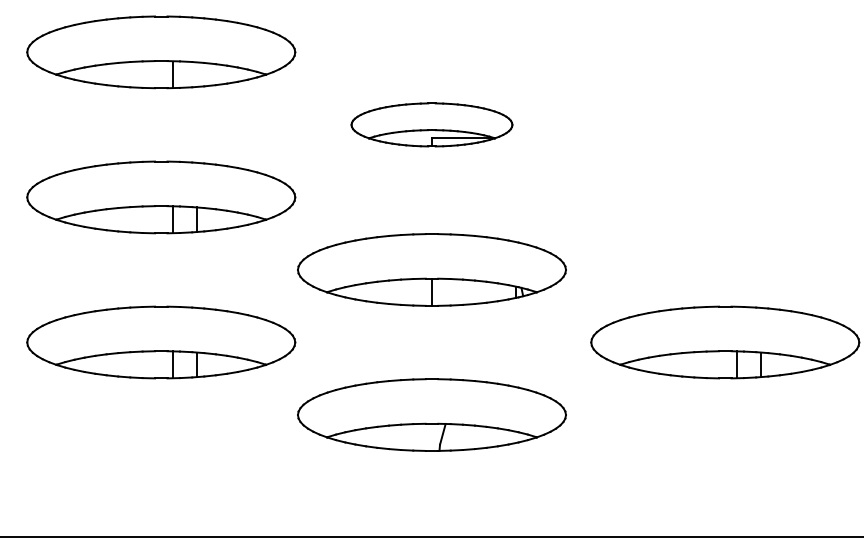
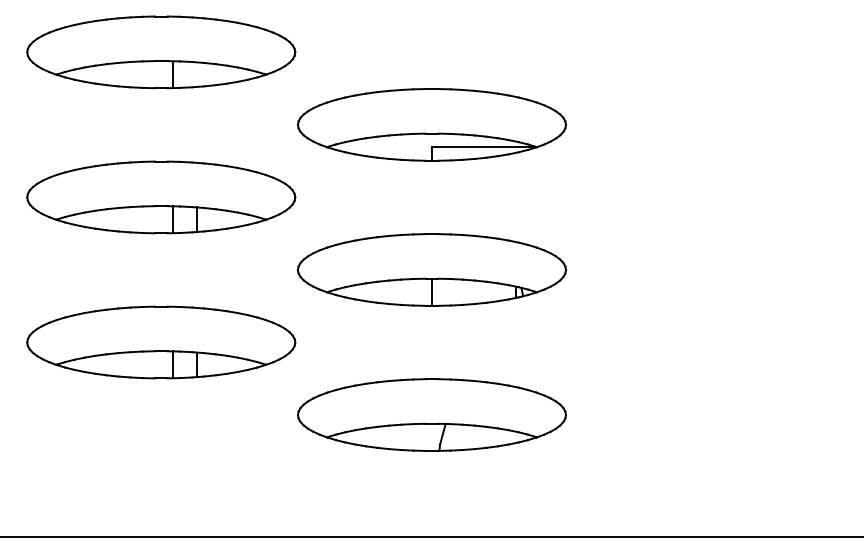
part size: 164x46 px -> 270x74 px (431, 124)
part: present -> none (725, 342)
